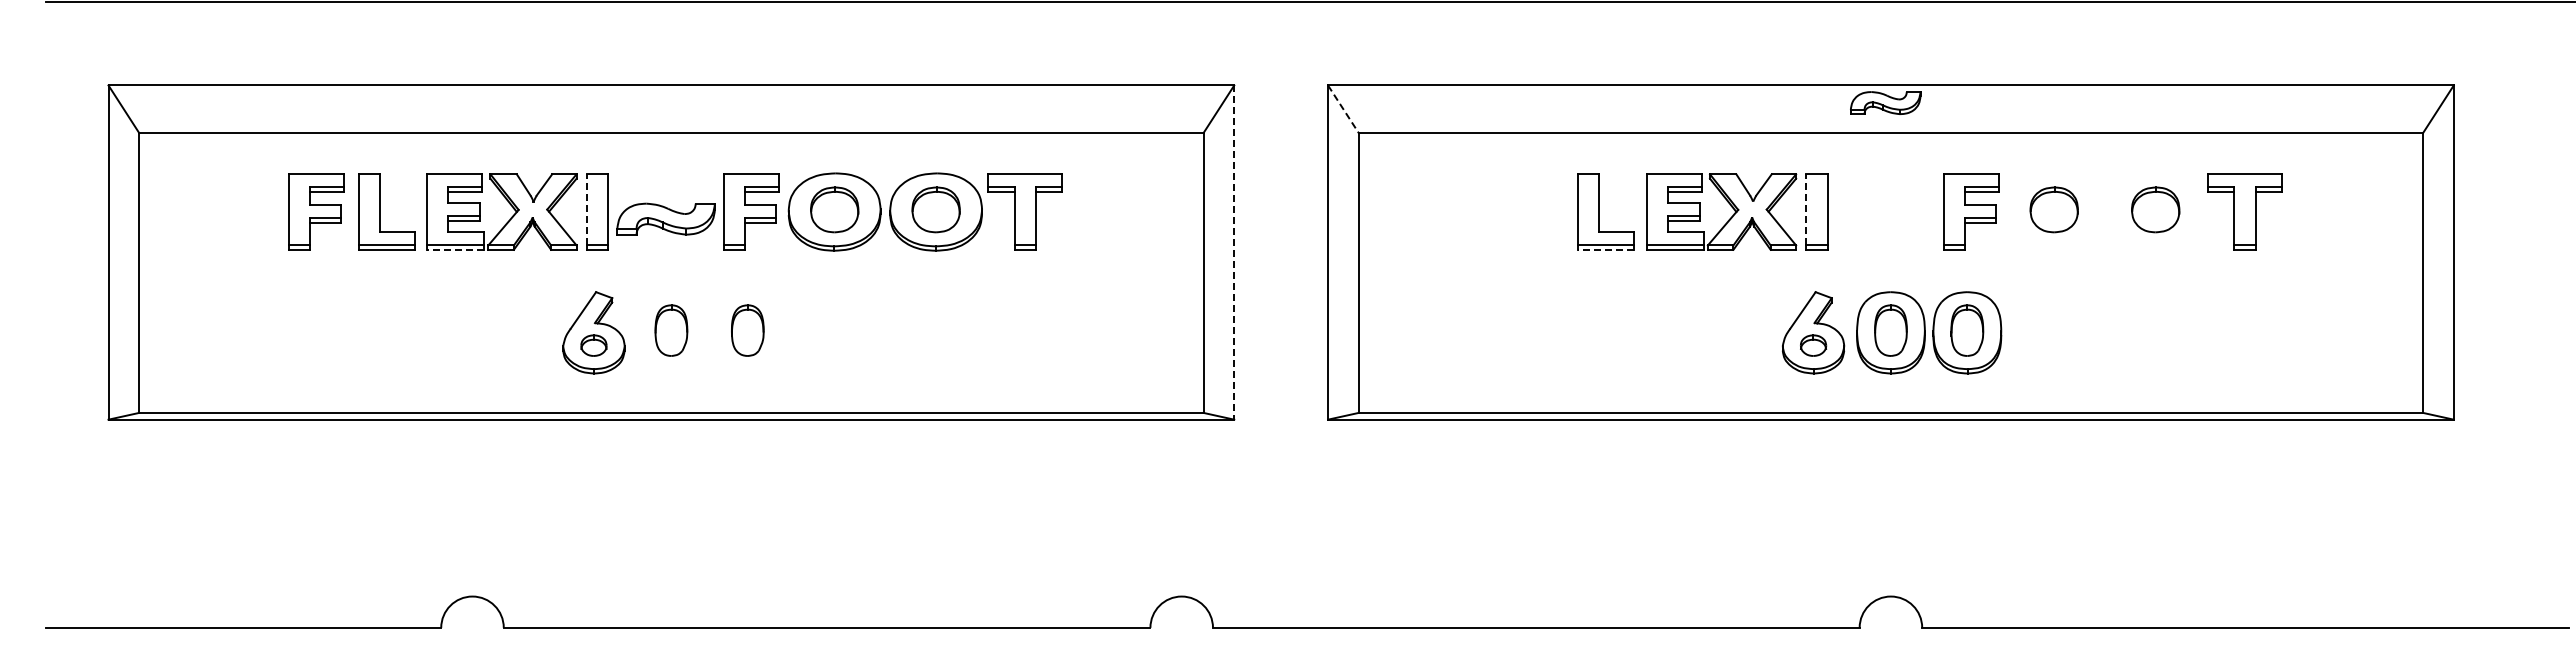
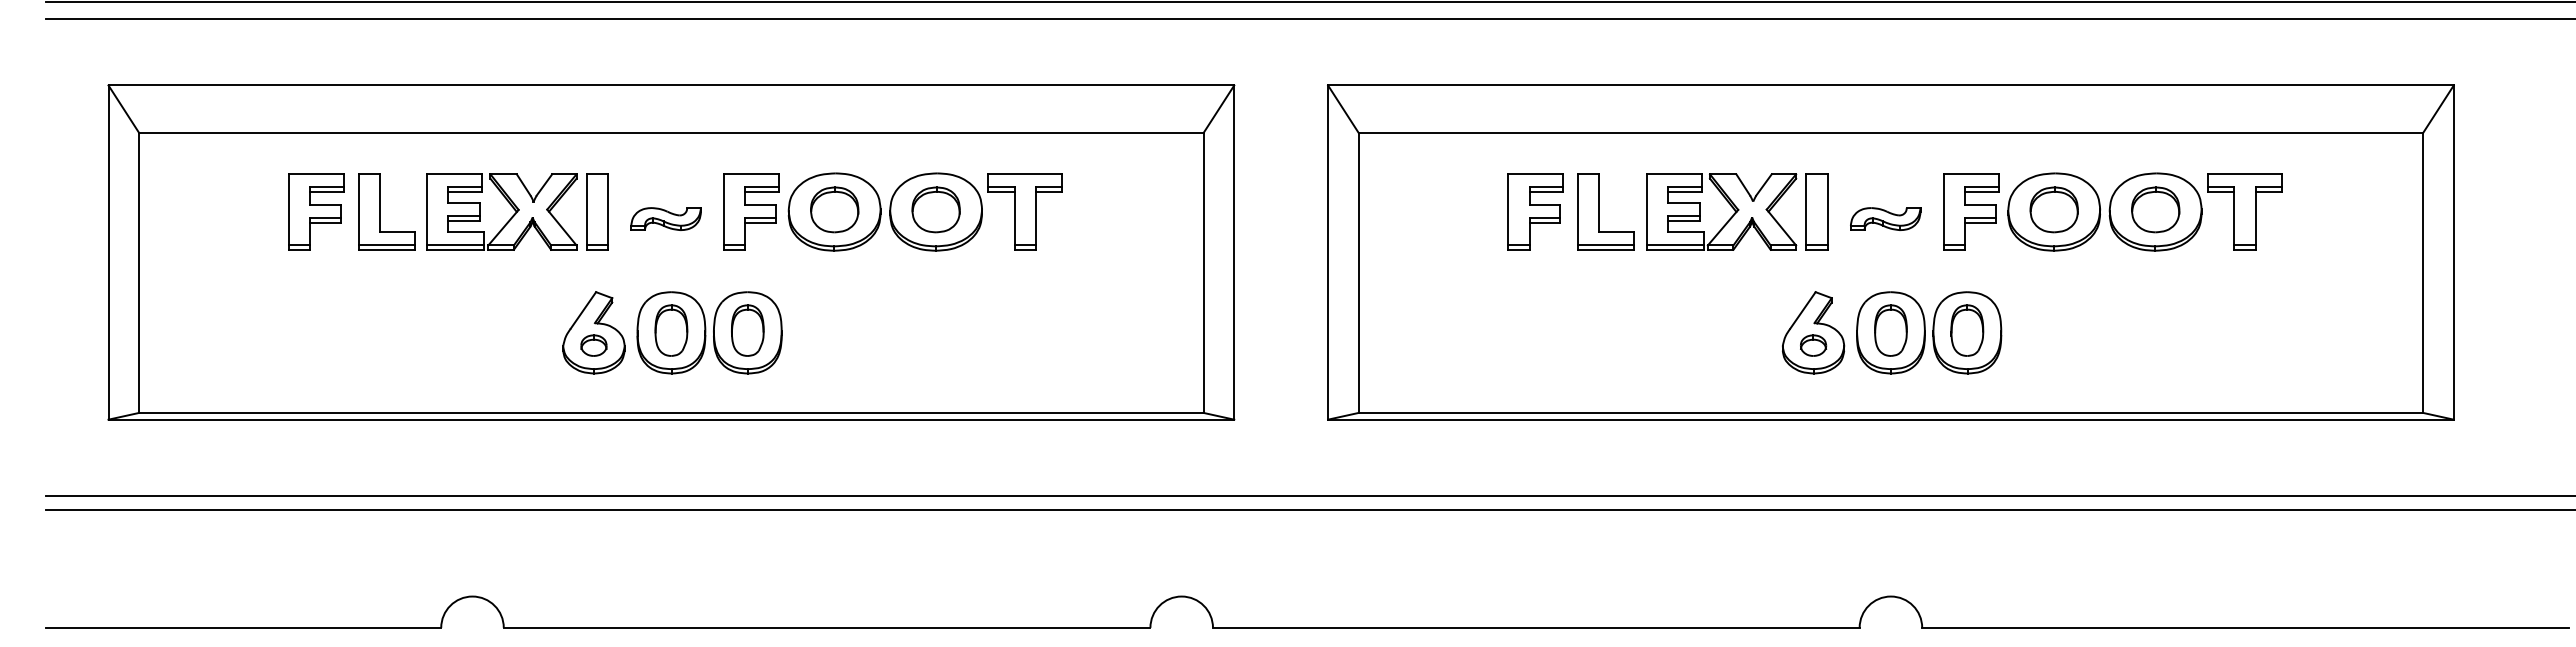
line: none -> present (1308, 19)
part position: (1885, 102) -> (1885, 218) (1885, 218)
line: dashed -> solid (1343, 109)
line: dashed -> solid (586, 209)
line: dashed -> solid (1806, 209)
part: none -> present (1535, 211)
part: none -> present (2104, 211)
part size: 100x34 px -> 72x24 px (665, 218)
line: dashed -> solid (455, 249)
line: dashed -> solid (1606, 249)
line: dashed -> solid (1234, 253)
part: none -> present (709, 332)
line: none -> present (1308, 495)
line: none -> present (1308, 510)
